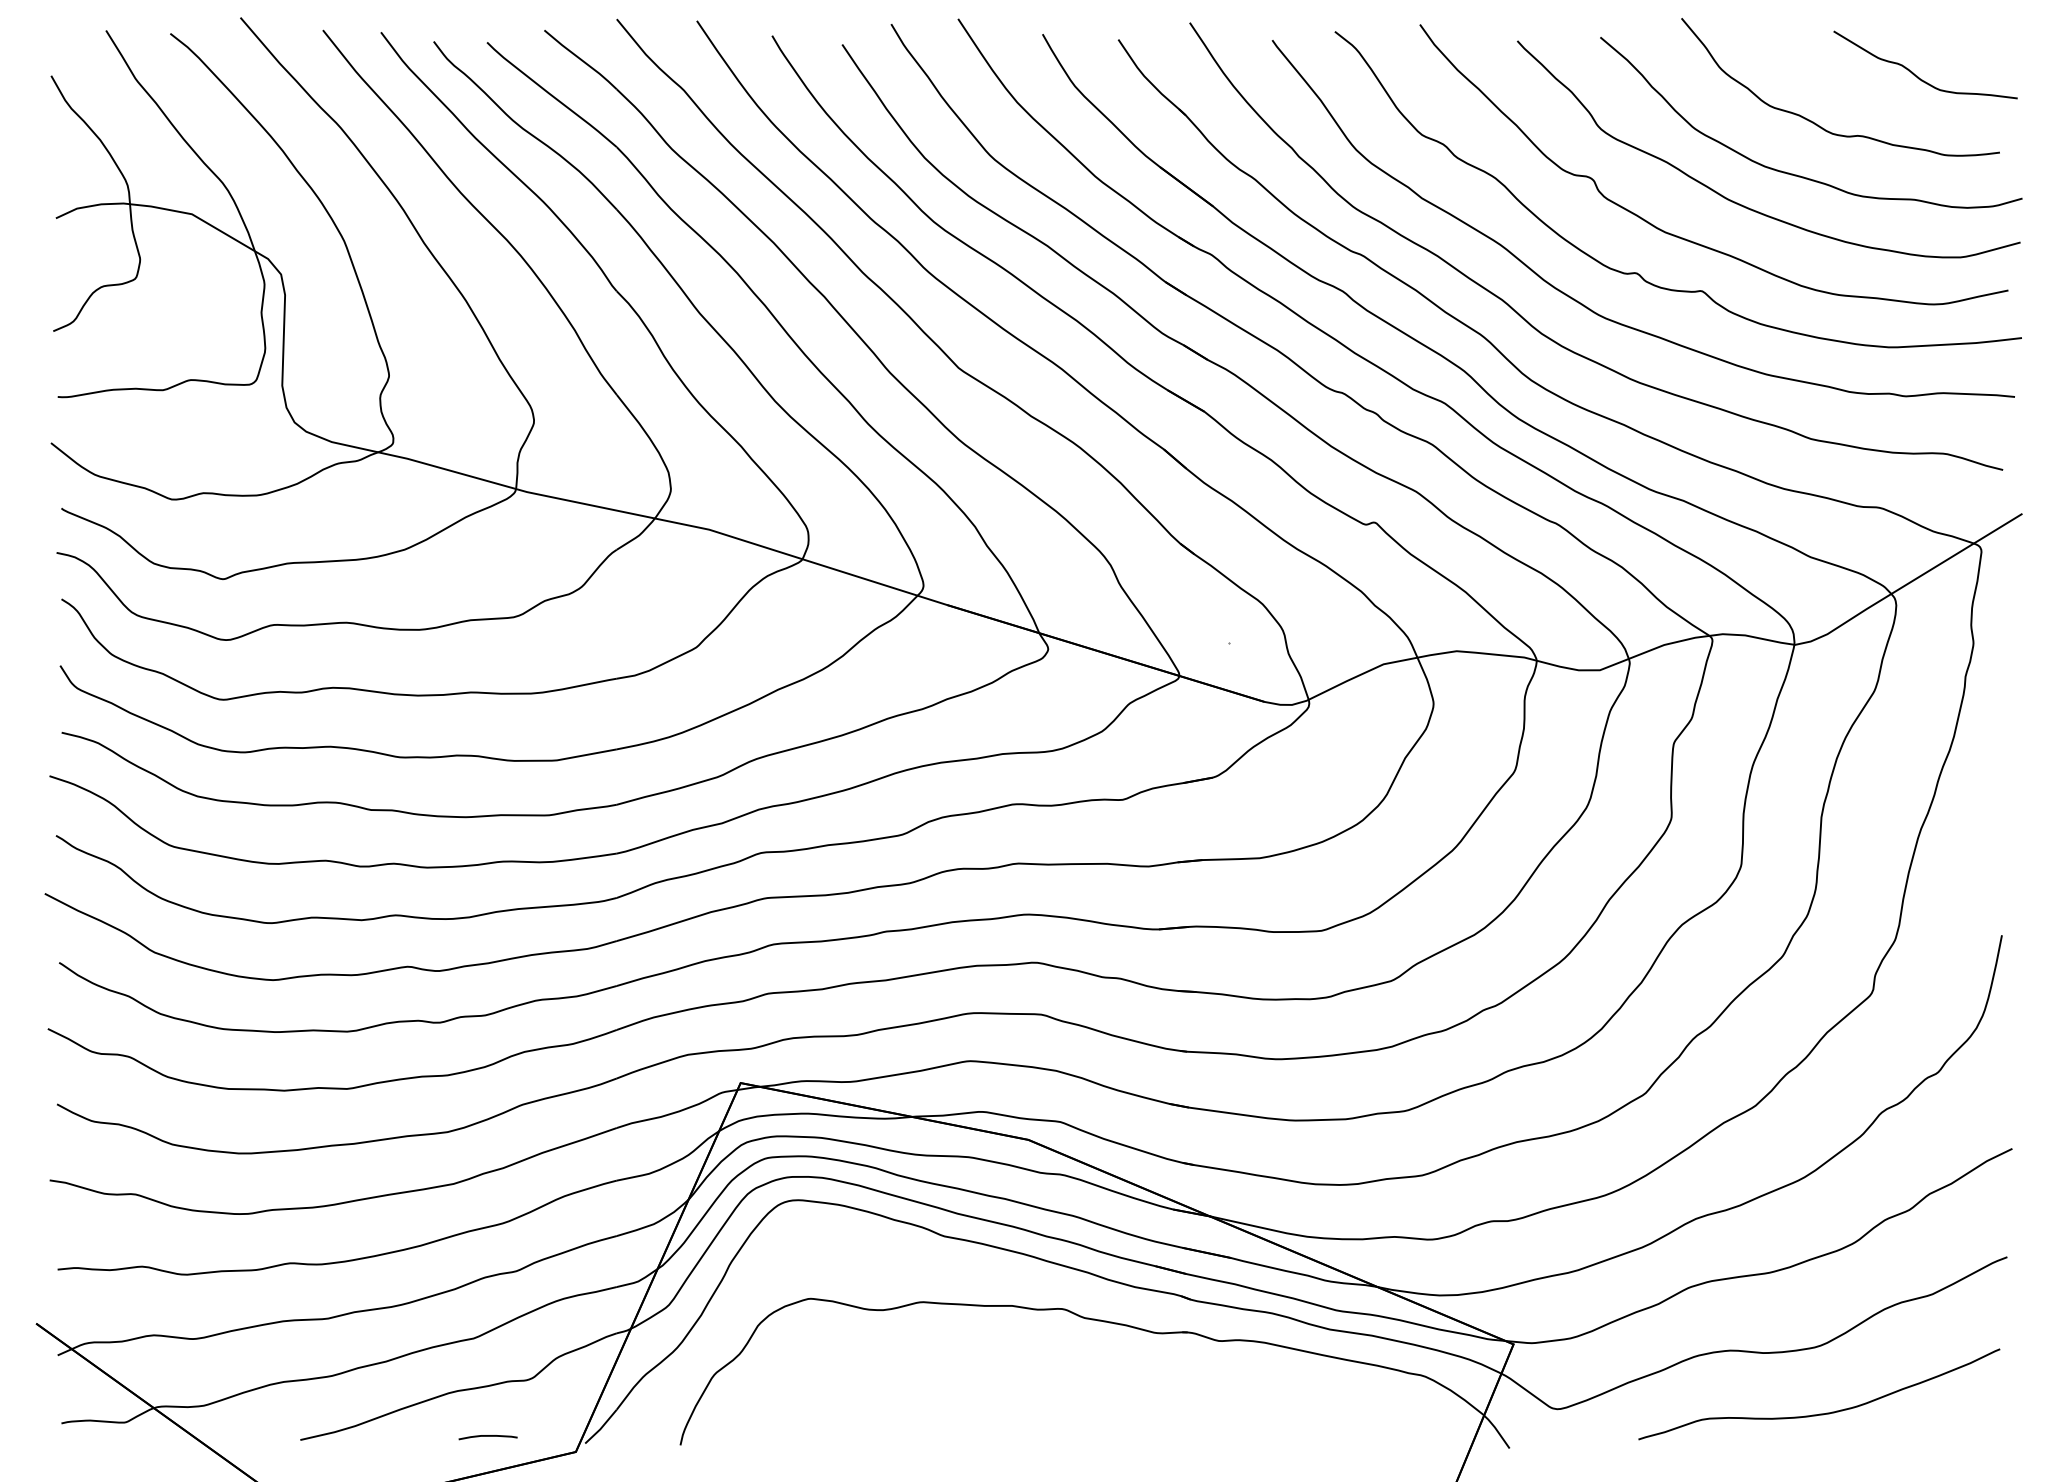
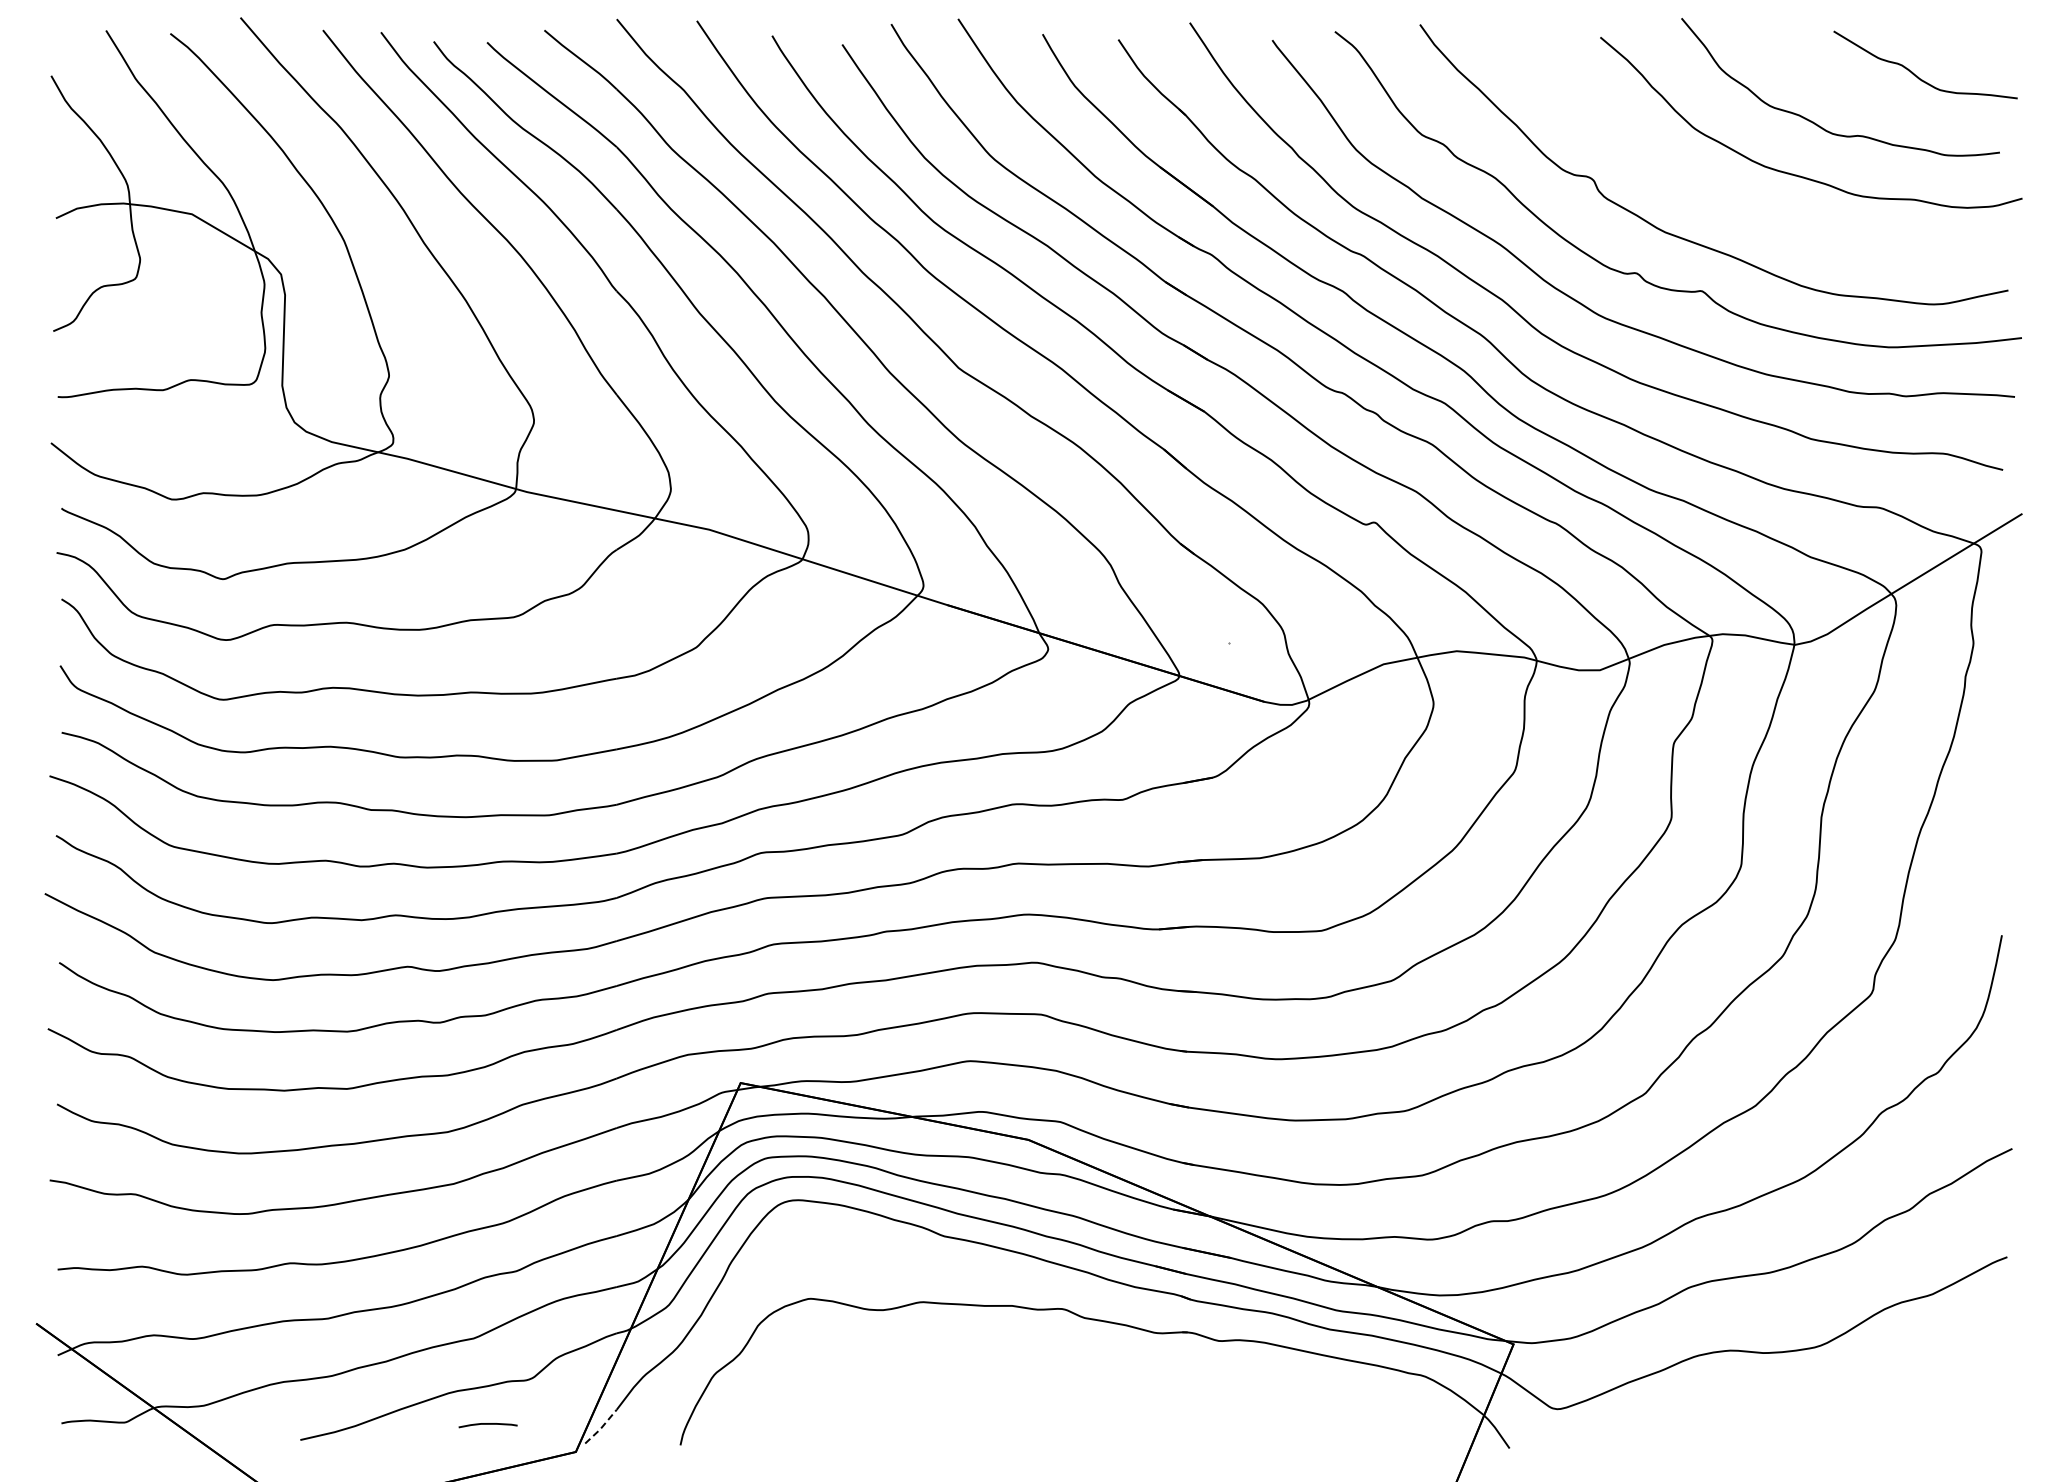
curve: present -> none (1742, 204)
curve: present -> none (1819, 1413)
line: solid -> dashed (601, 1427)
curve position: (487, 1436) -> (487, 1424) (487, 1424)
